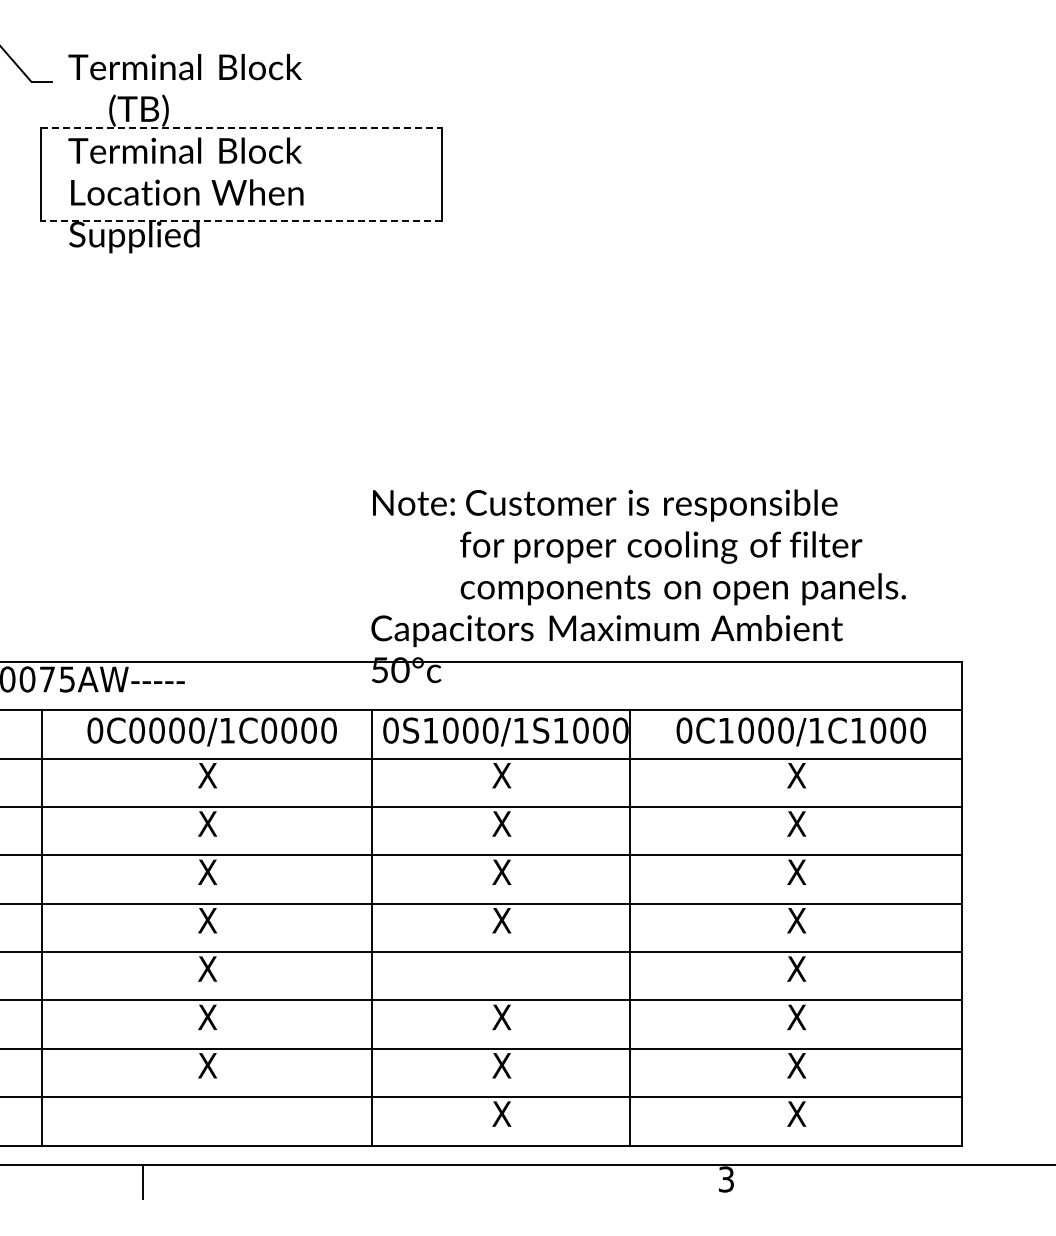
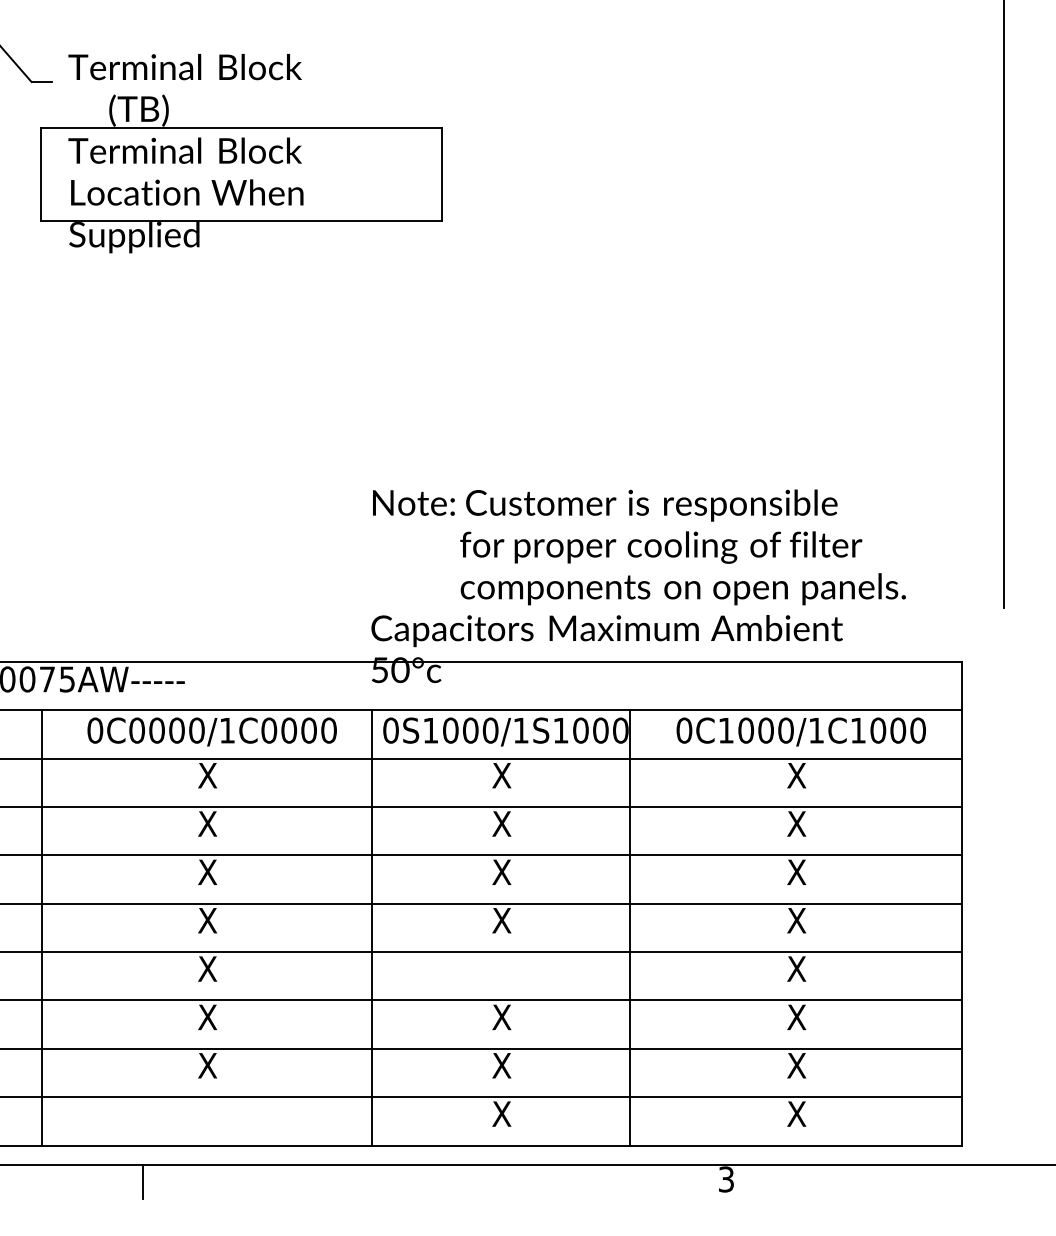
line: dashed -> solid (241, 127)
line: dashed -> solid (240, 221)
line: none -> present (1003, 305)
